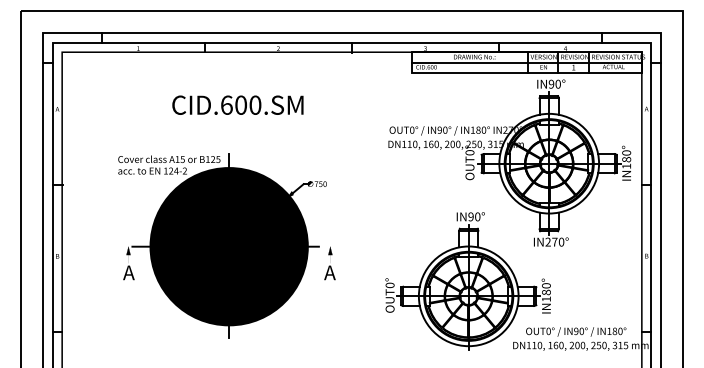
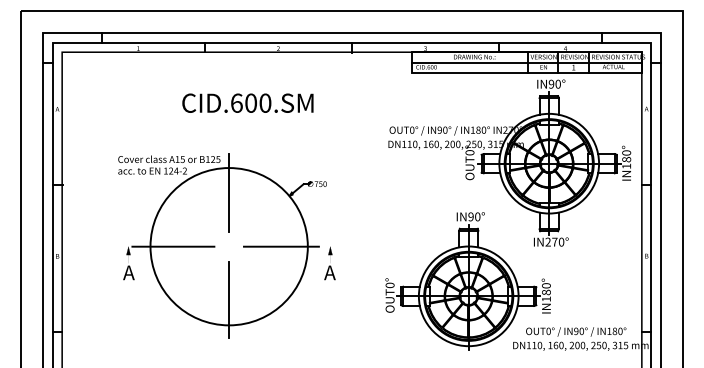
text position: (237, 104) -> (247, 102) (247, 102)
fill: present -> none (228, 246)
